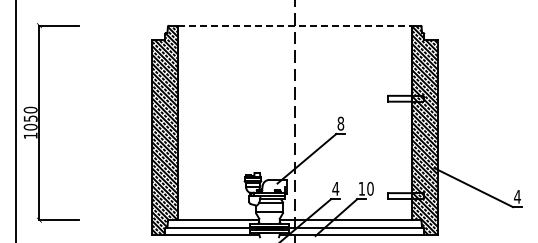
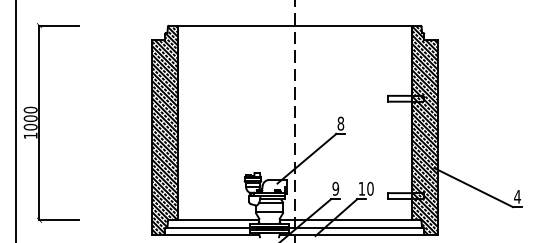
line: dashed -> solid (294, 25)
text: 1050 -> 1000 (30, 118)
text: 4 -> 9 (335, 188)
